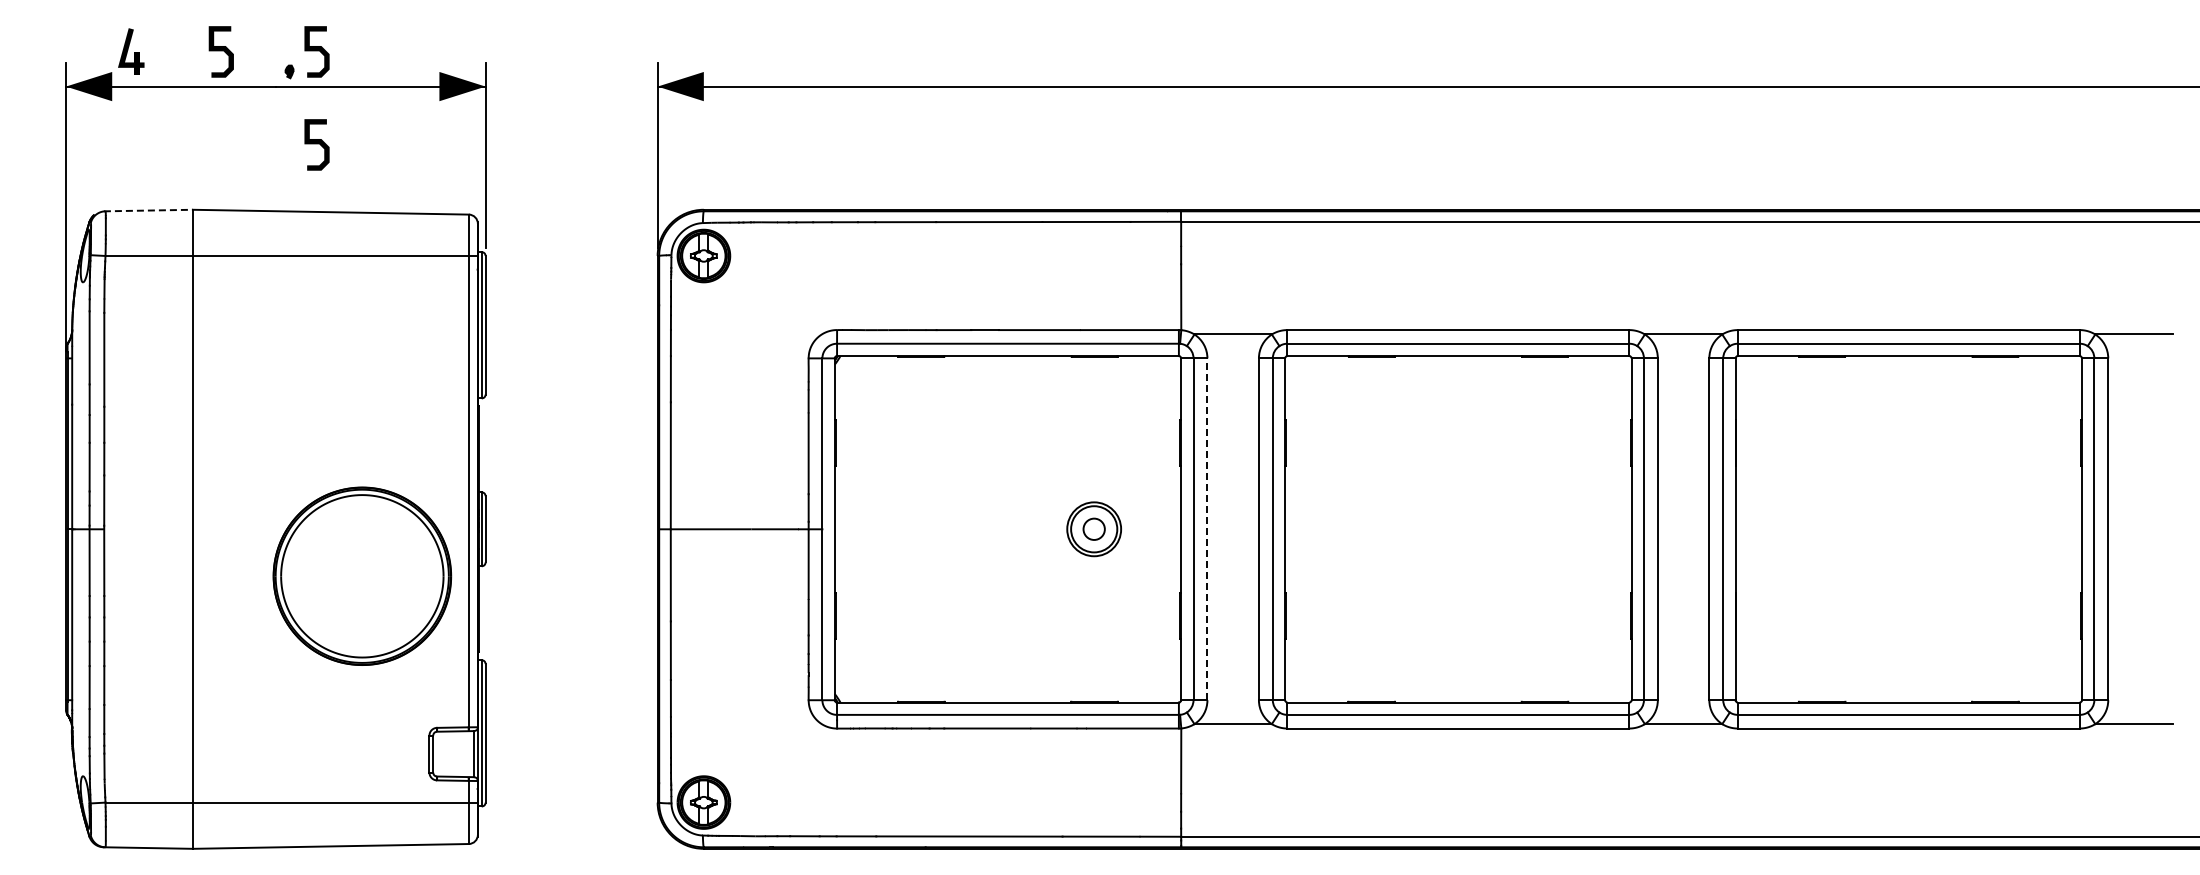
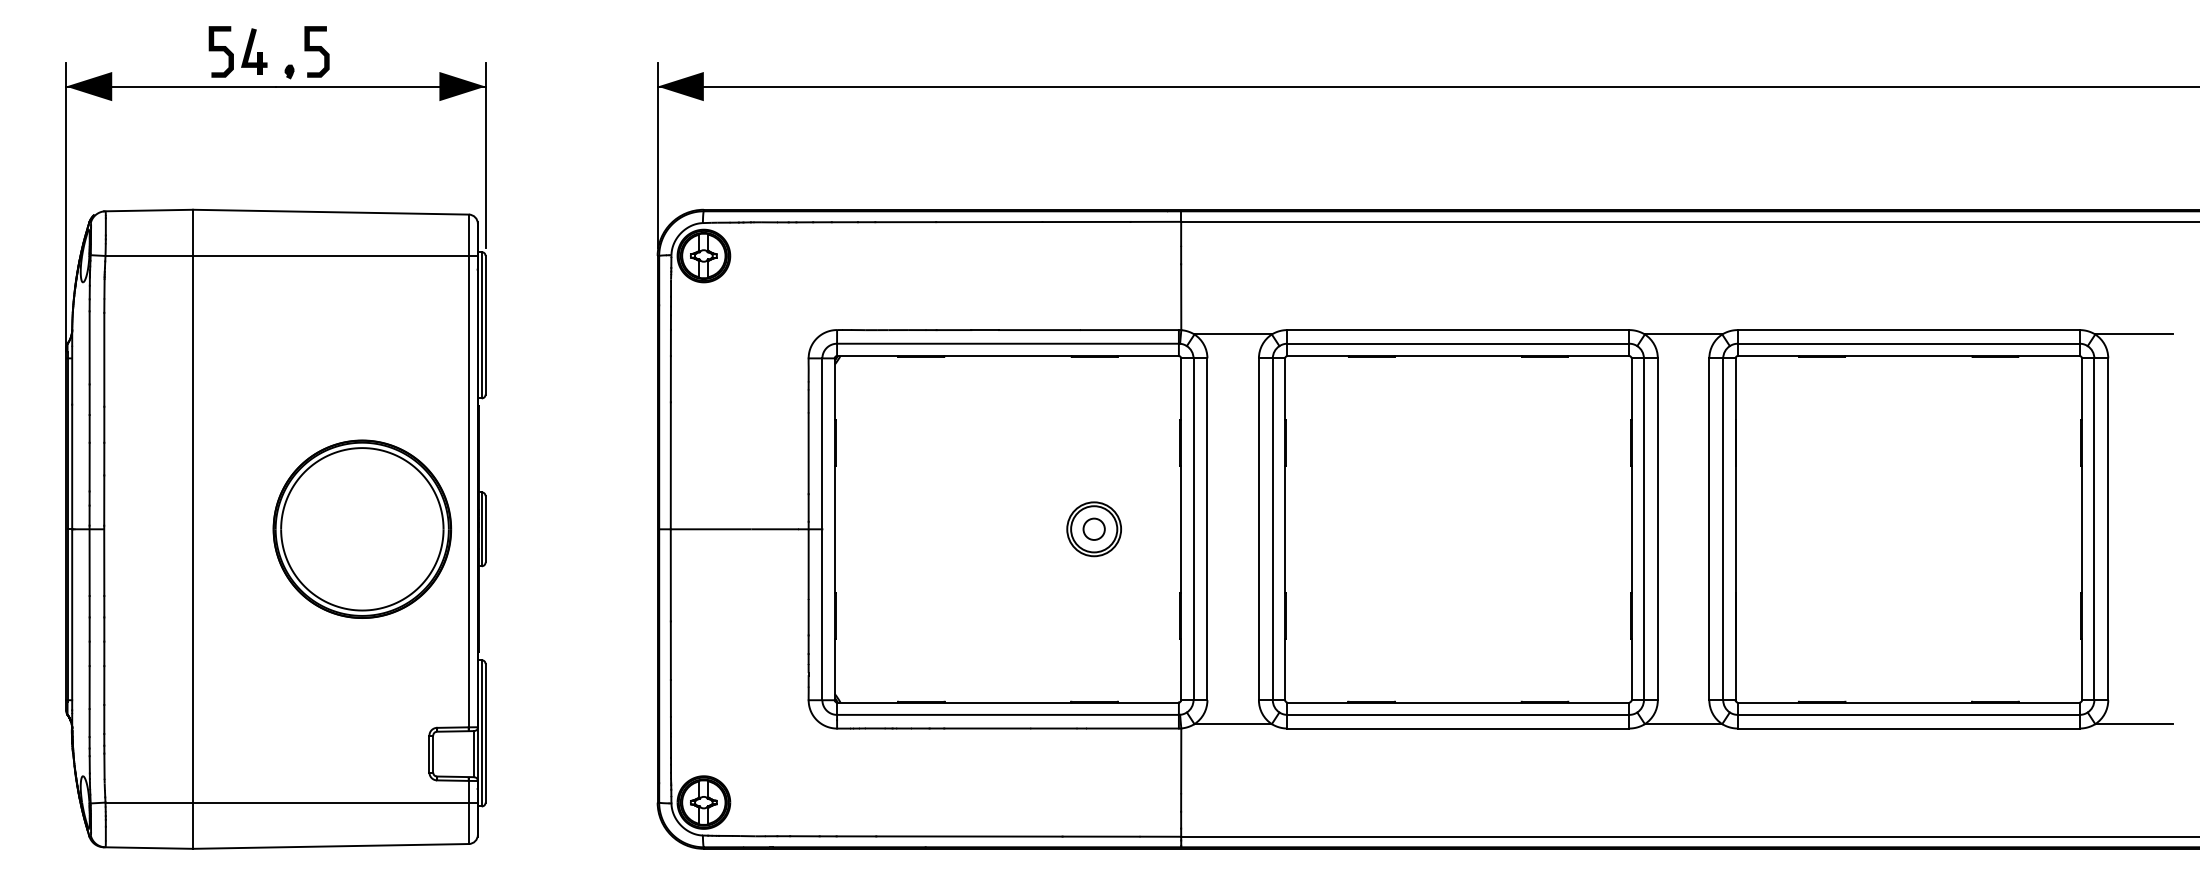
part position: (131, 51) -> (254, 51) (254, 51)
curve: present -> none (316, 144)
line: dashed -> solid (148, 210)
line: dashed -> solid (1207, 529)
part position: (362, 575) -> (362, 528) (362, 528)
